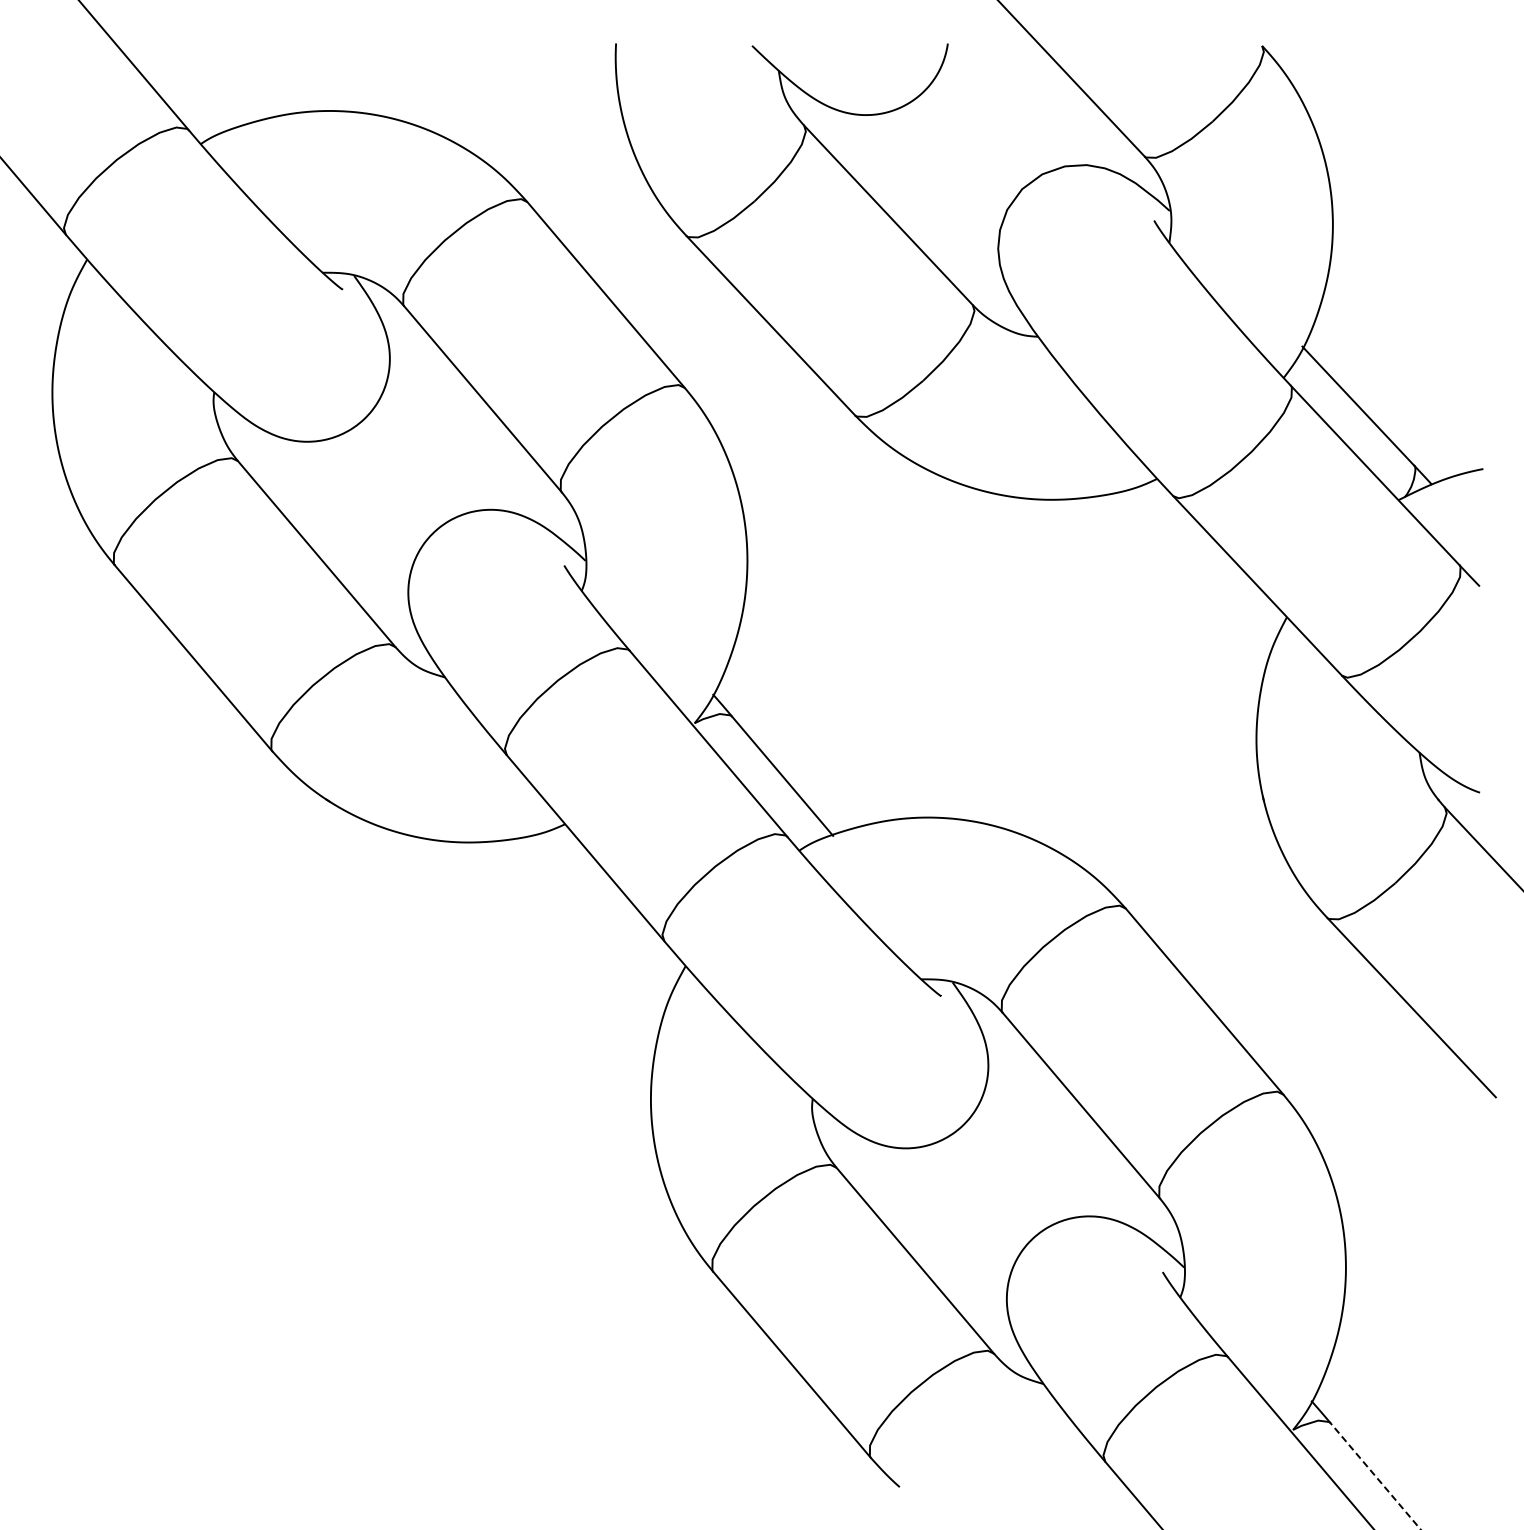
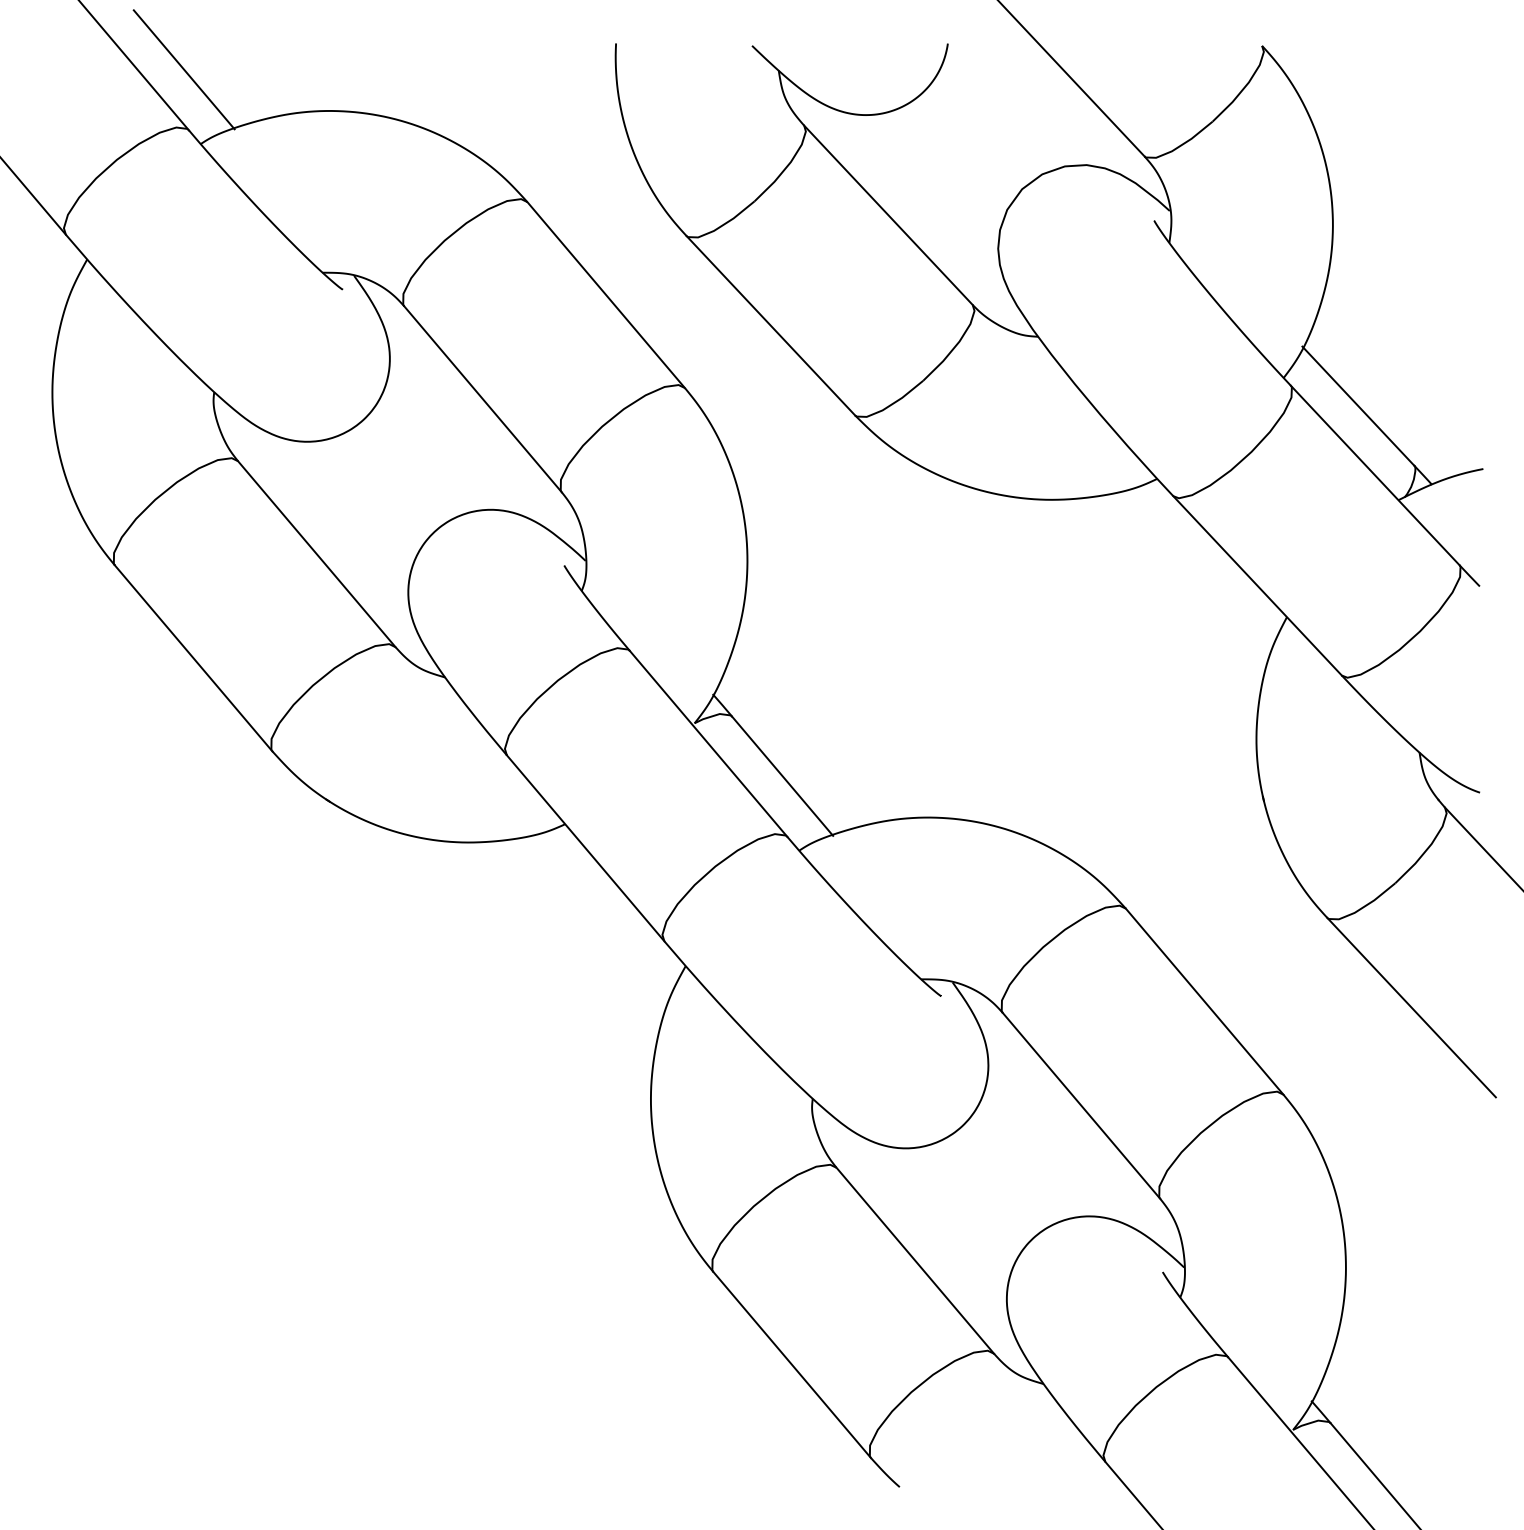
line: none -> present (183, 69)
line: dashed -> solid (1375, 1476)
